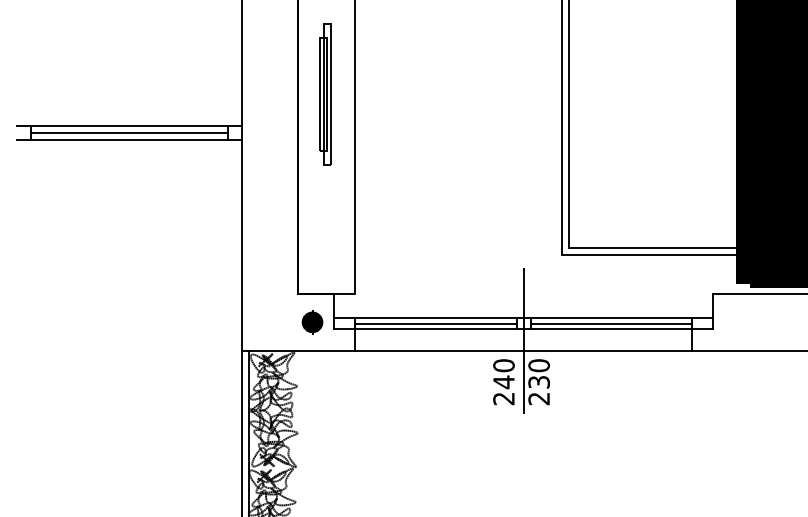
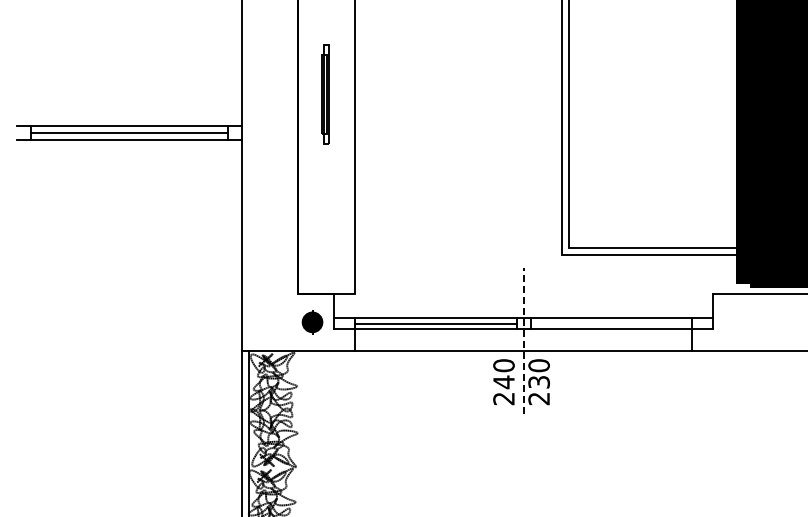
part size: 13x143 px -> 9x101 px (325, 94)
line: present -> none (611, 323)
line: solid -> dashed (523, 340)
